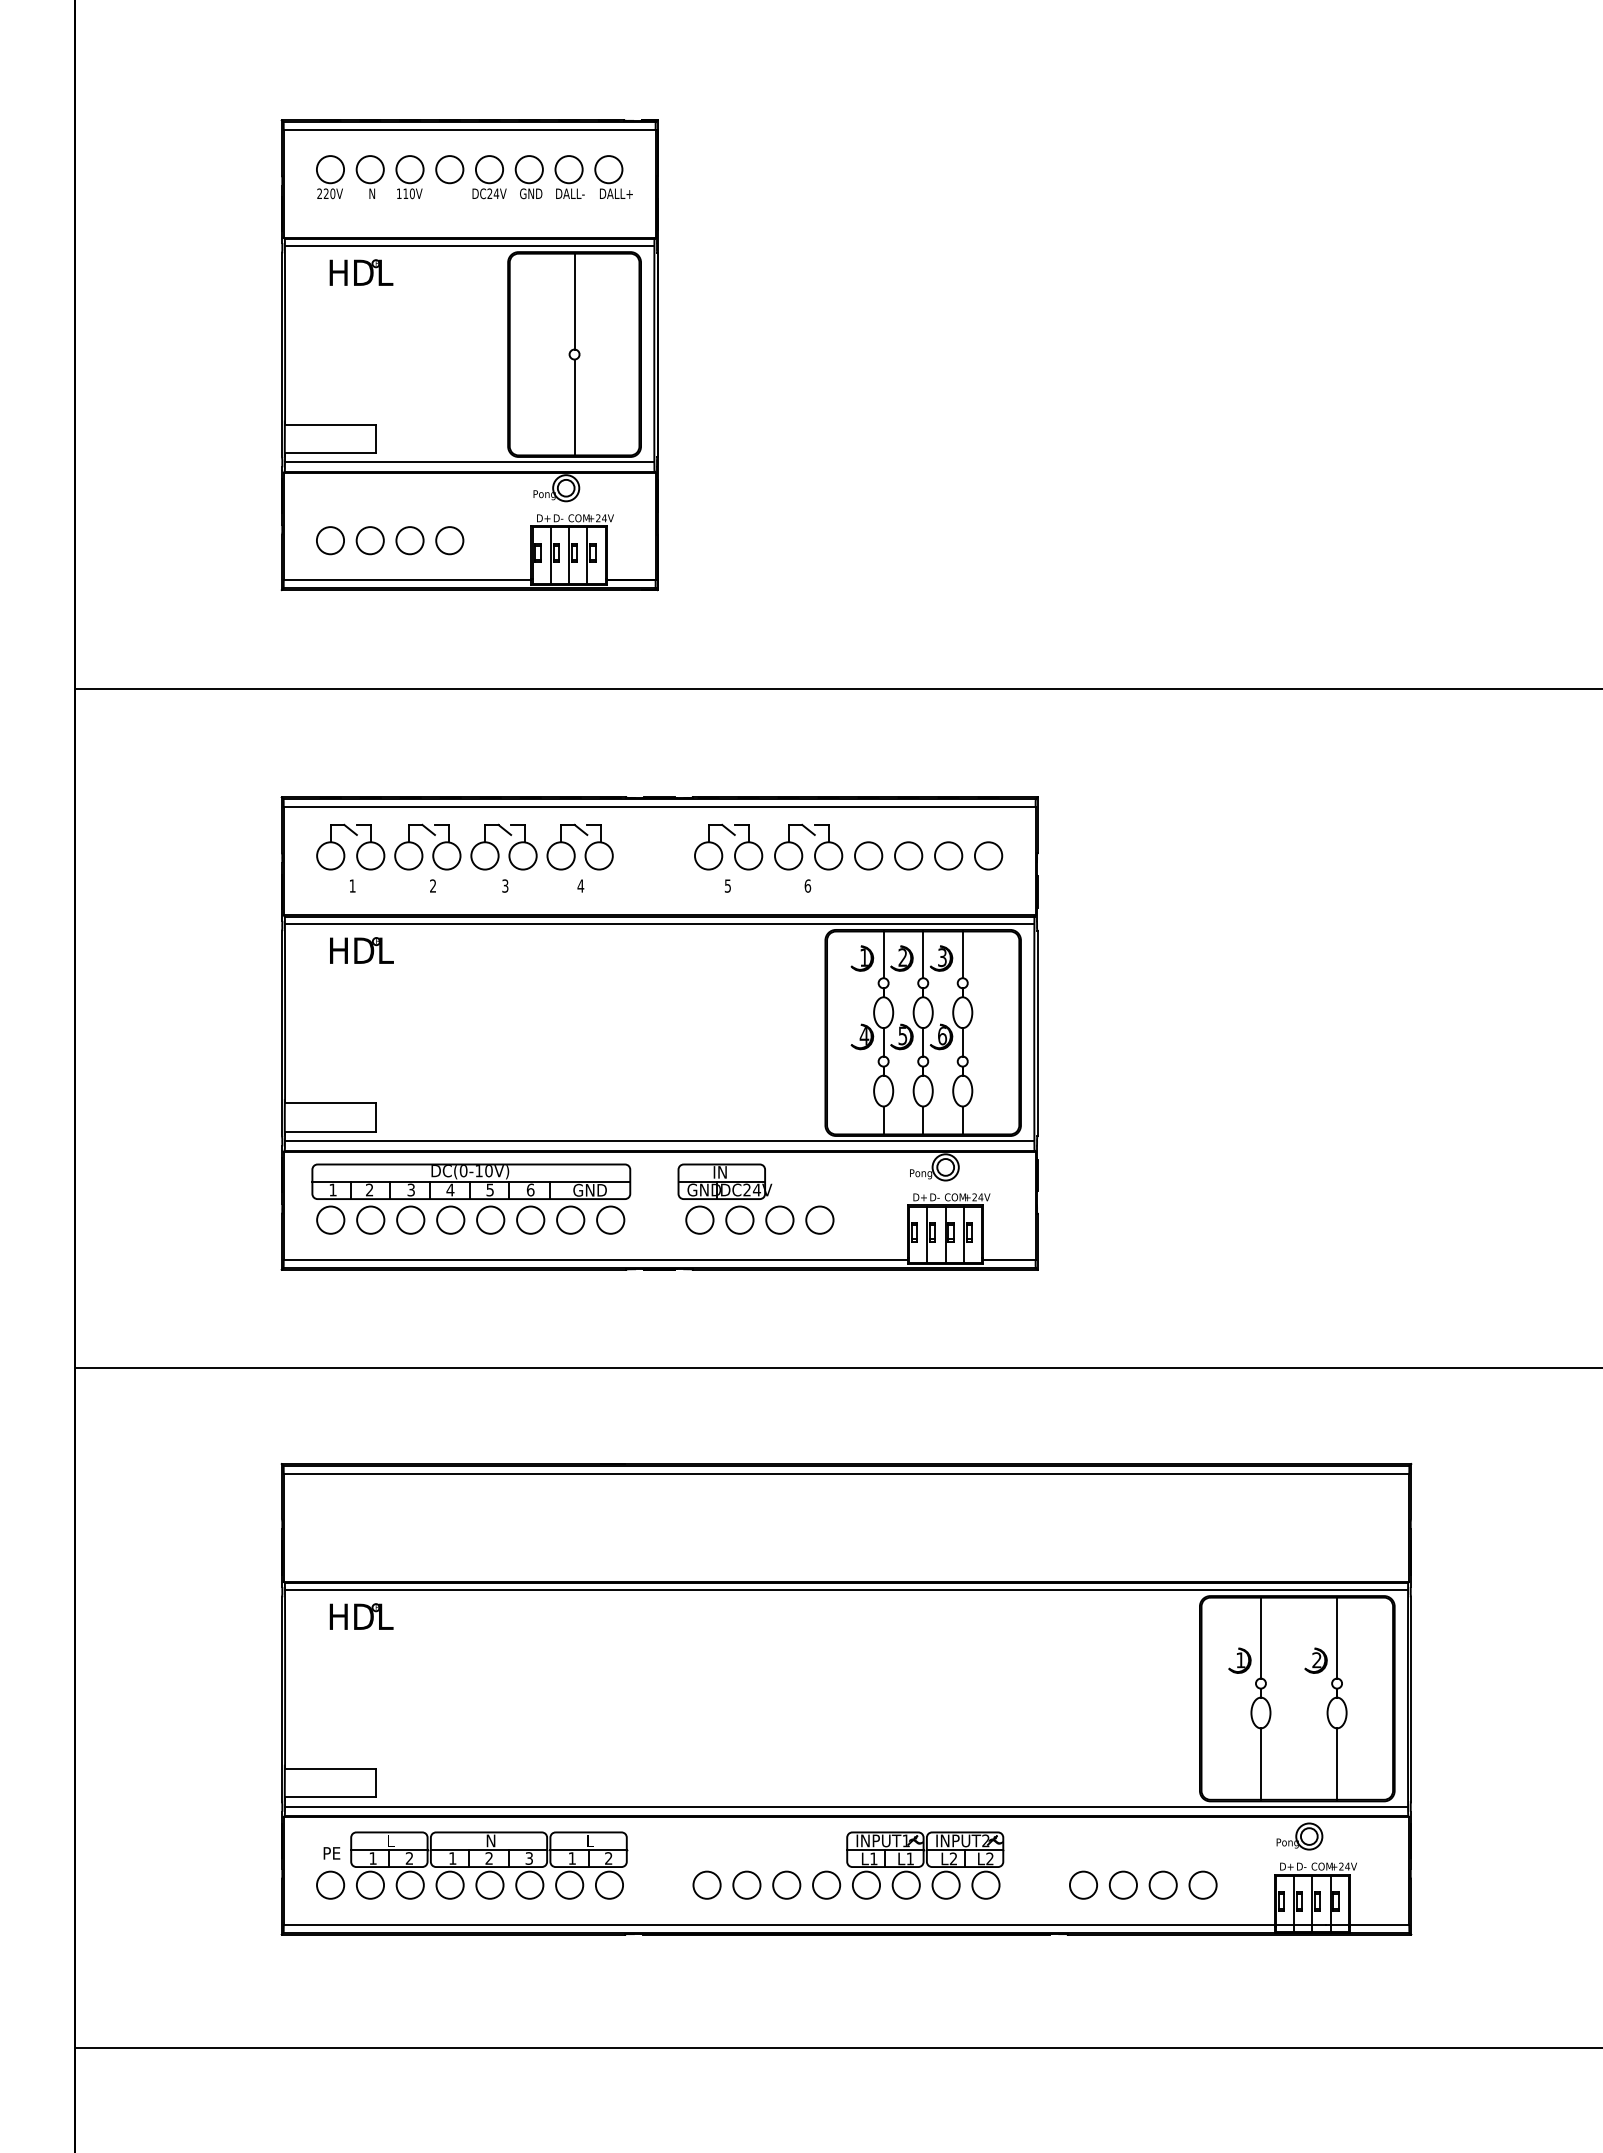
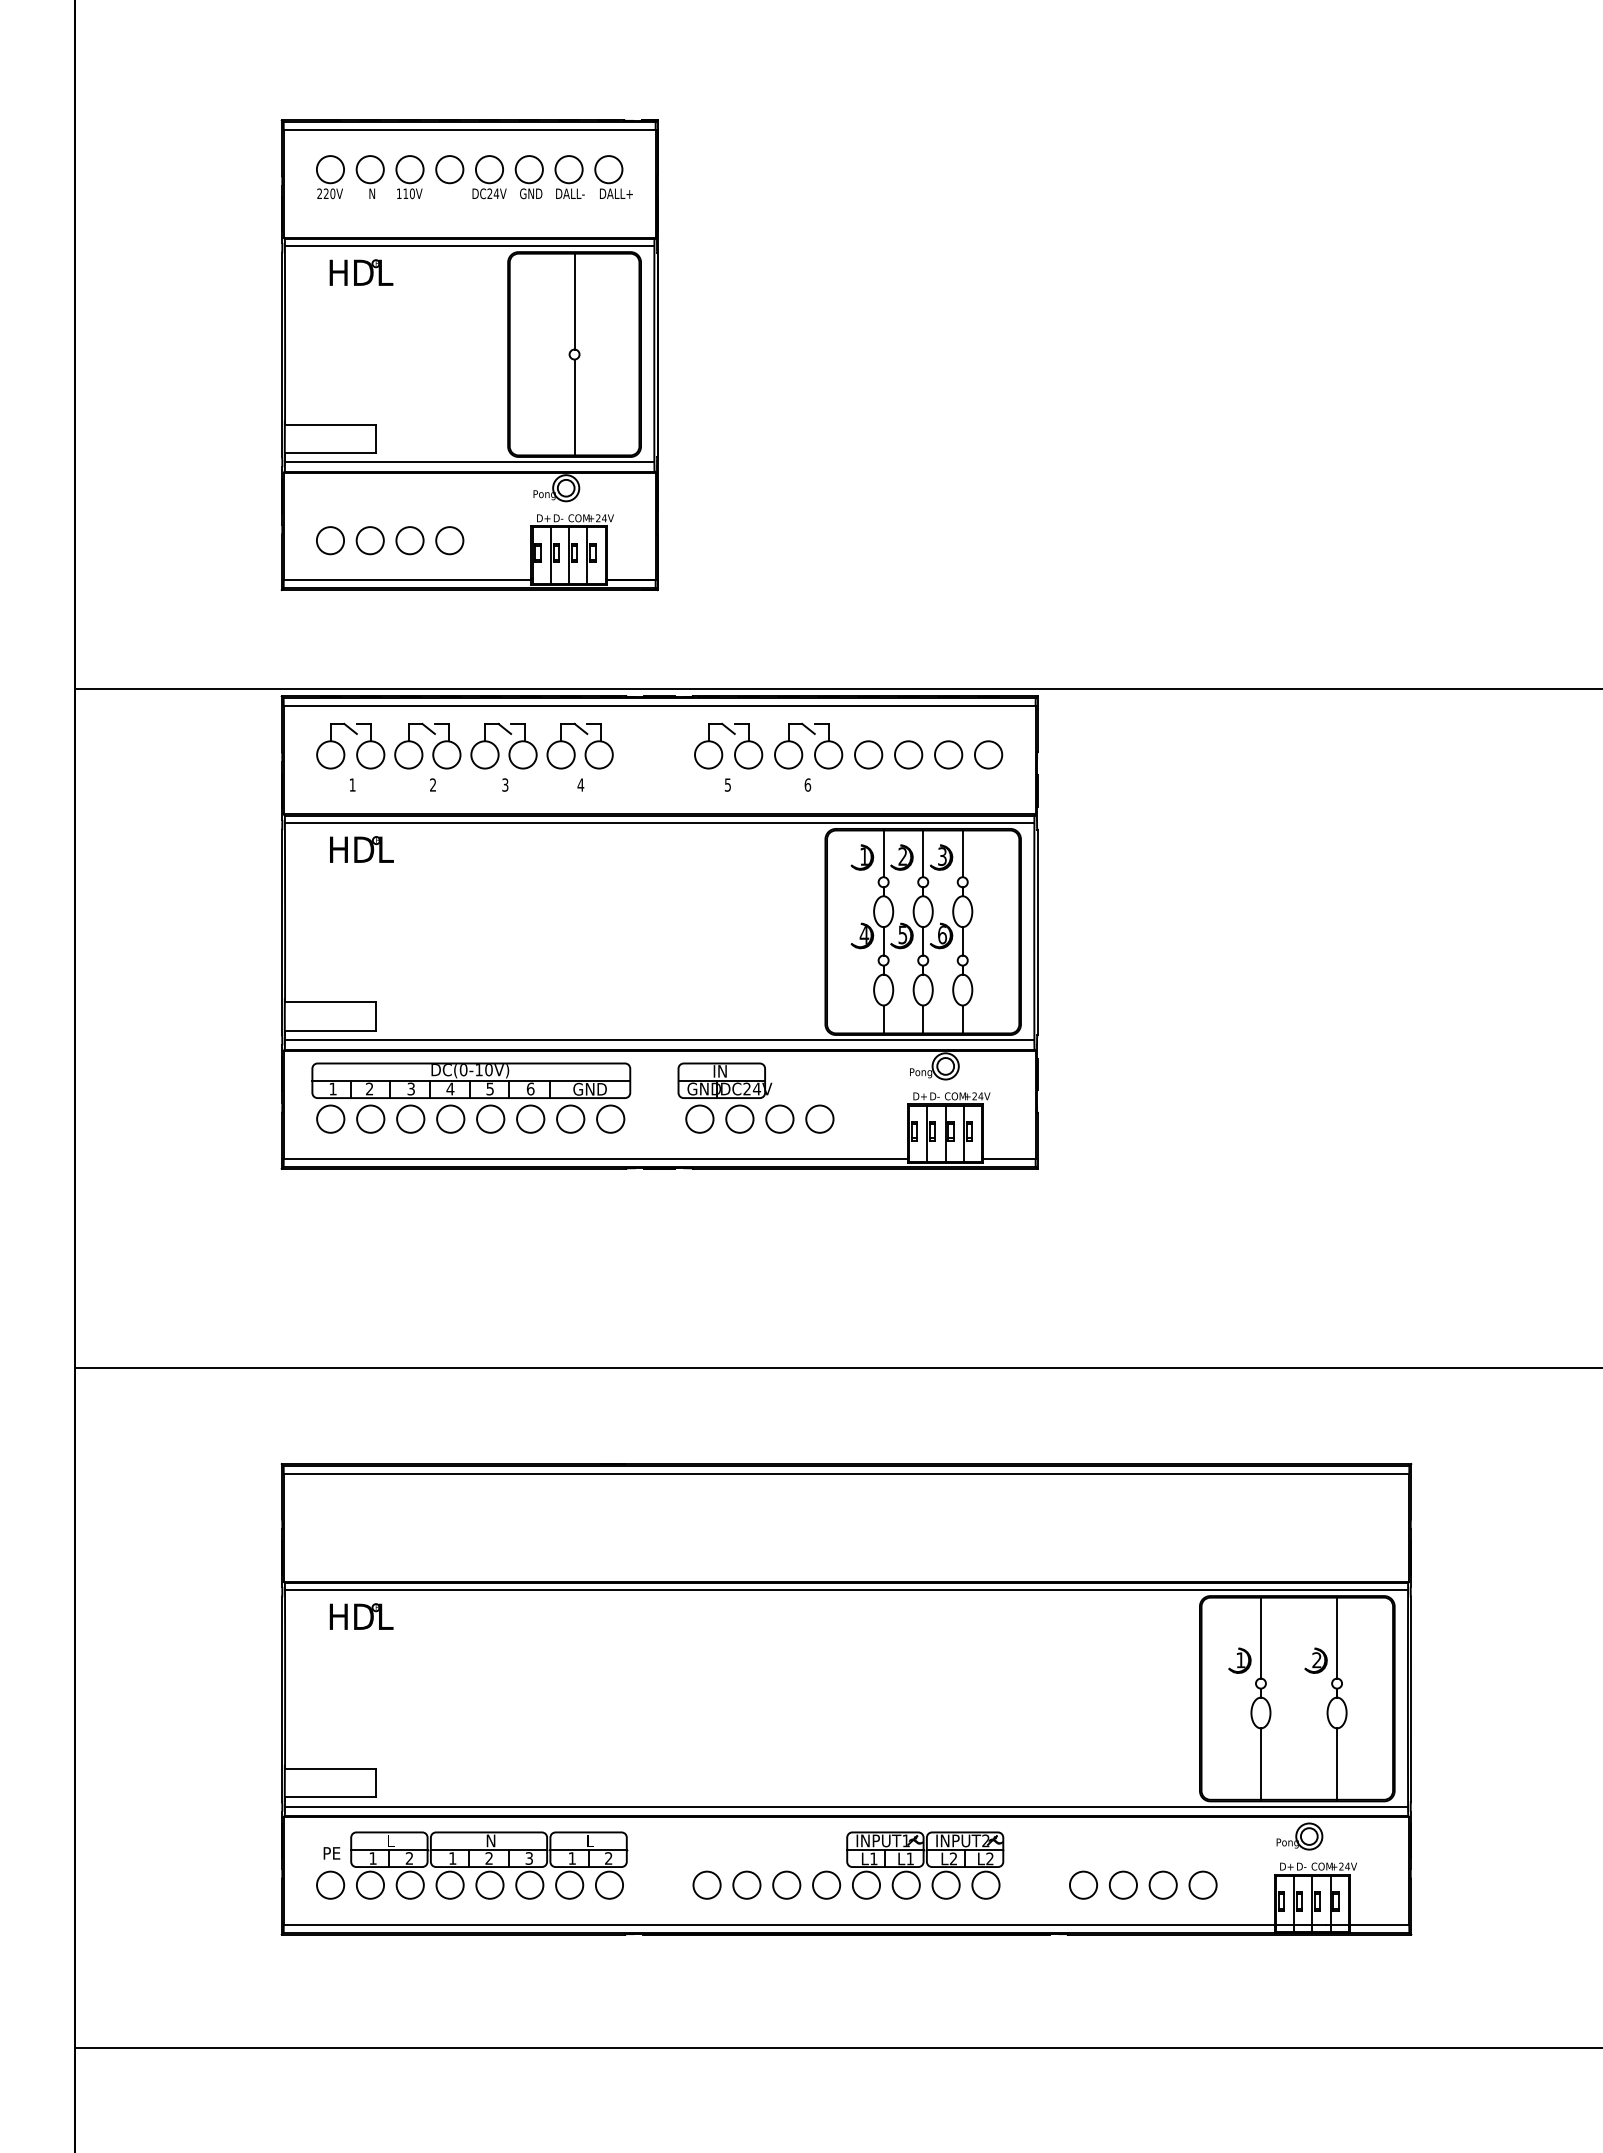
part position: (659, 1033) -> (659, 932) (659, 932)
